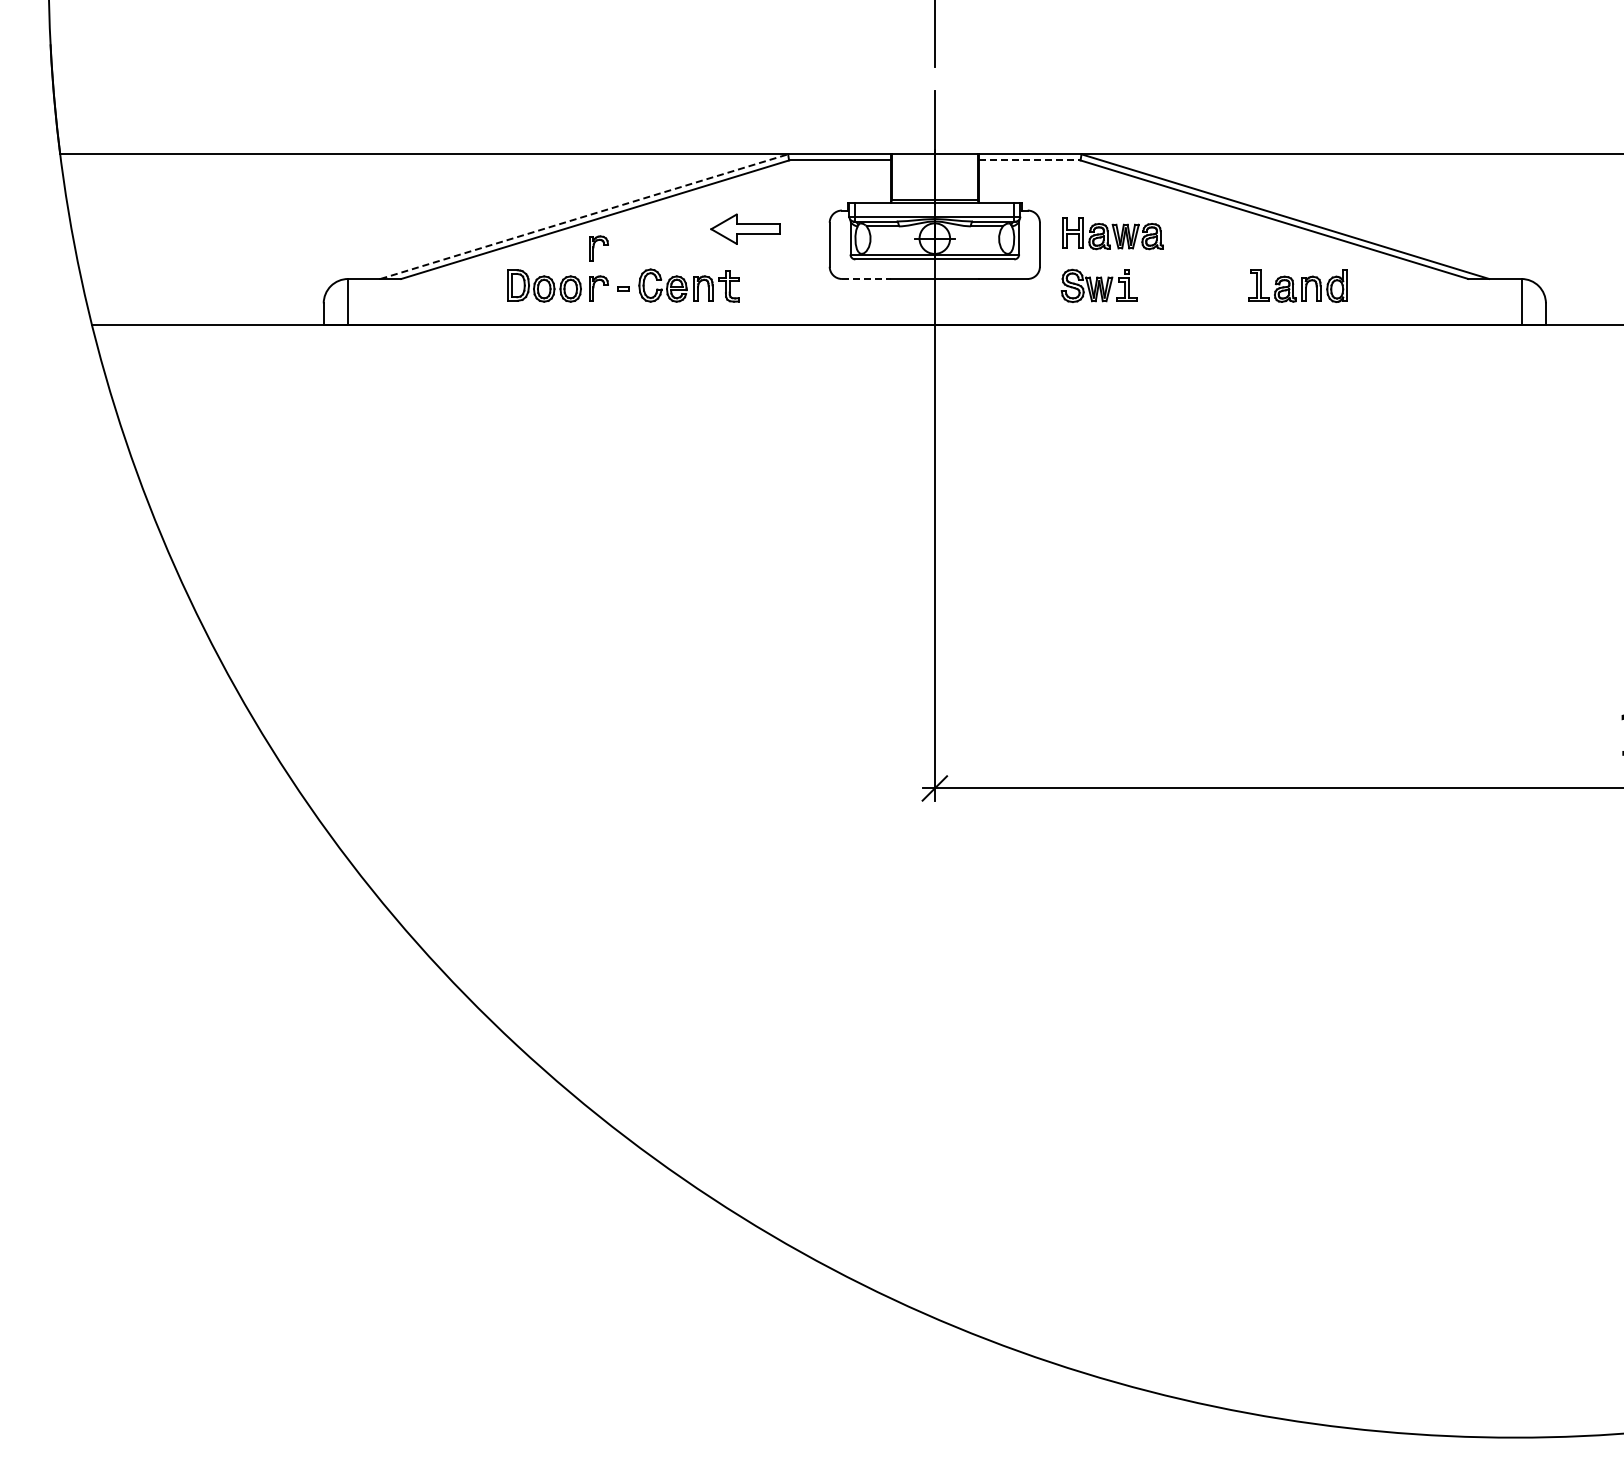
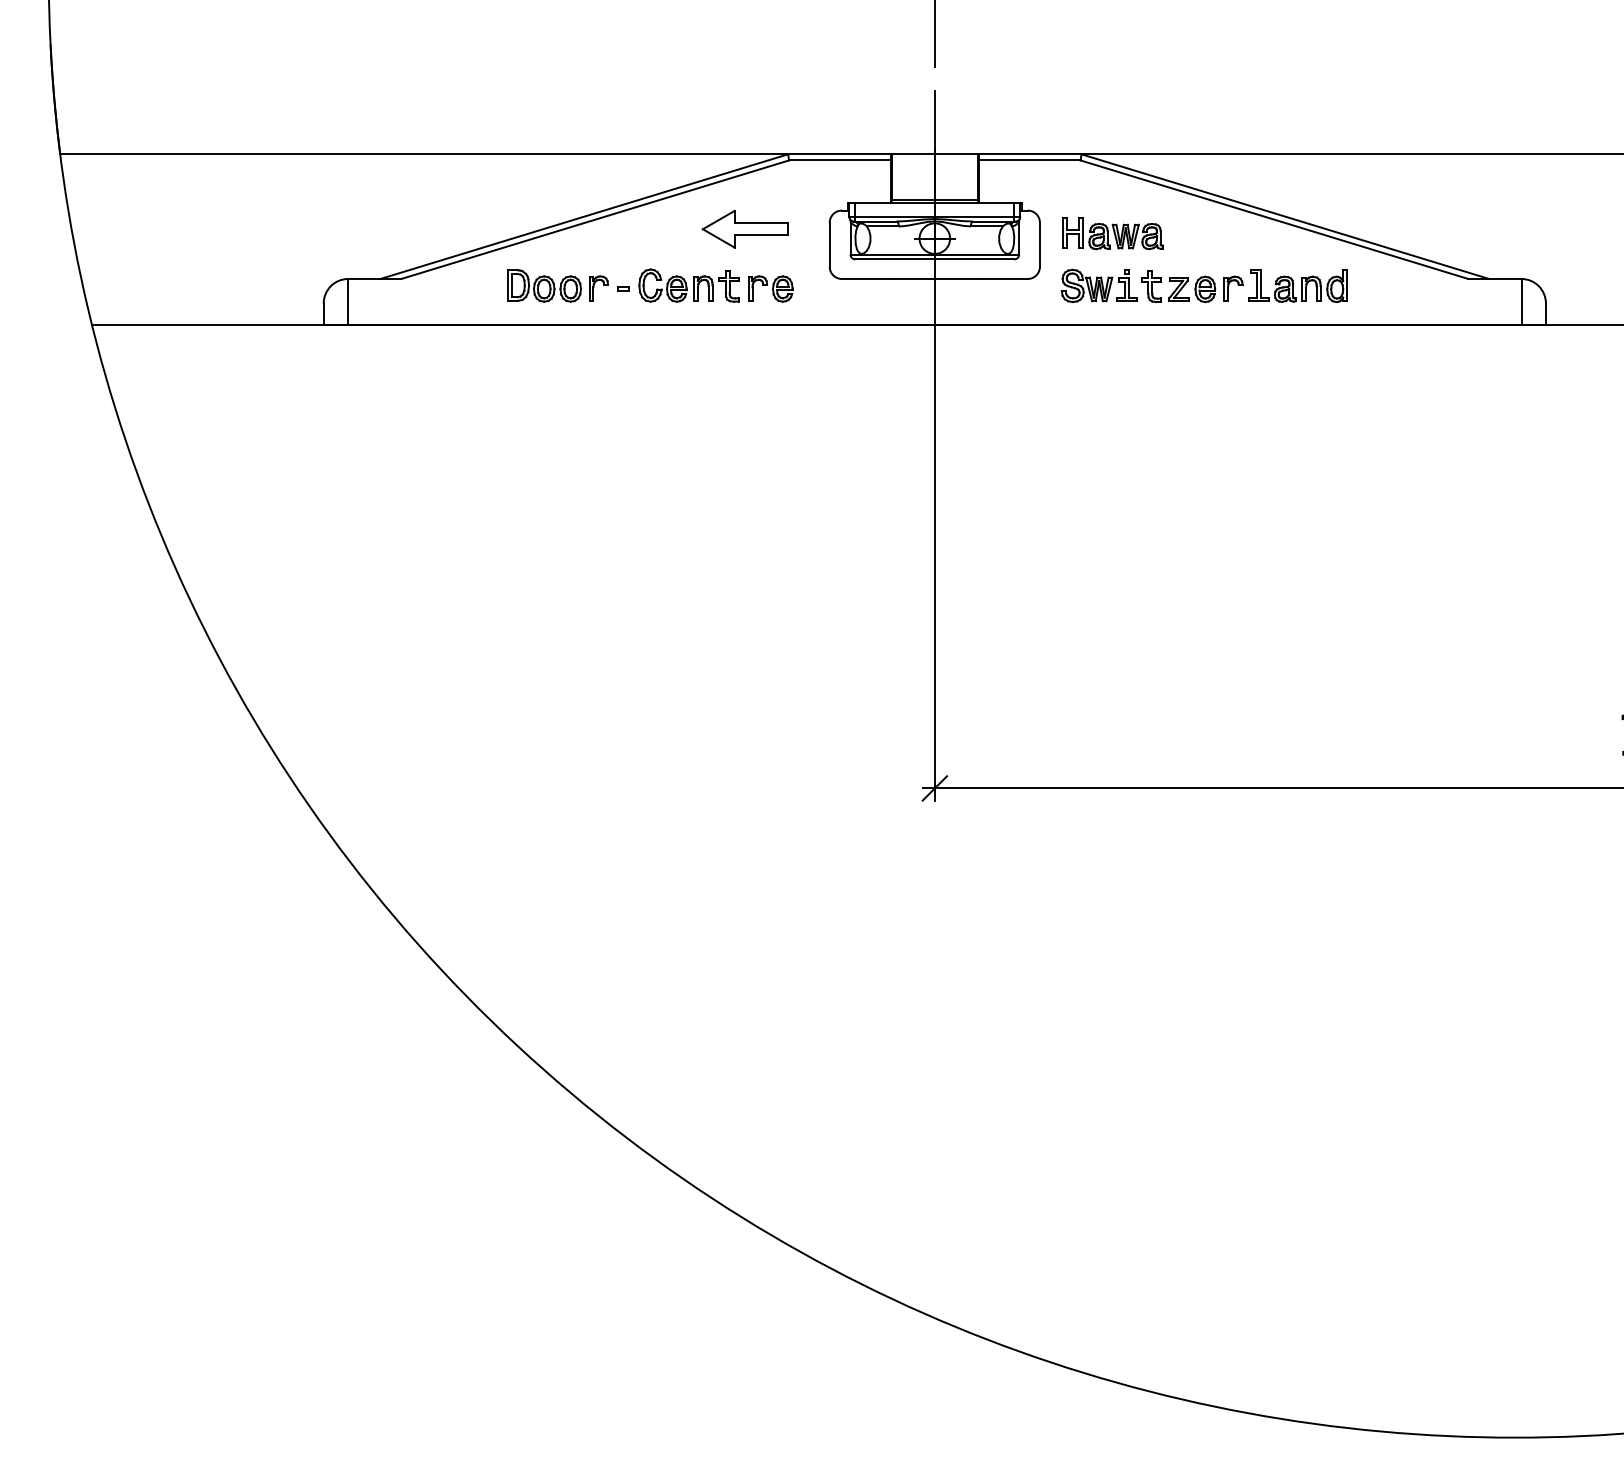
line: dashed -> solid (1029, 160)
line: dashed -> solid (584, 216)
part size: 71x32 px -> 88x40 px (744, 228)
part: present -> none (598, 248)
line: dashed -> solid (866, 278)
part: none -> present (1192, 286)
part: none -> present (770, 288)
